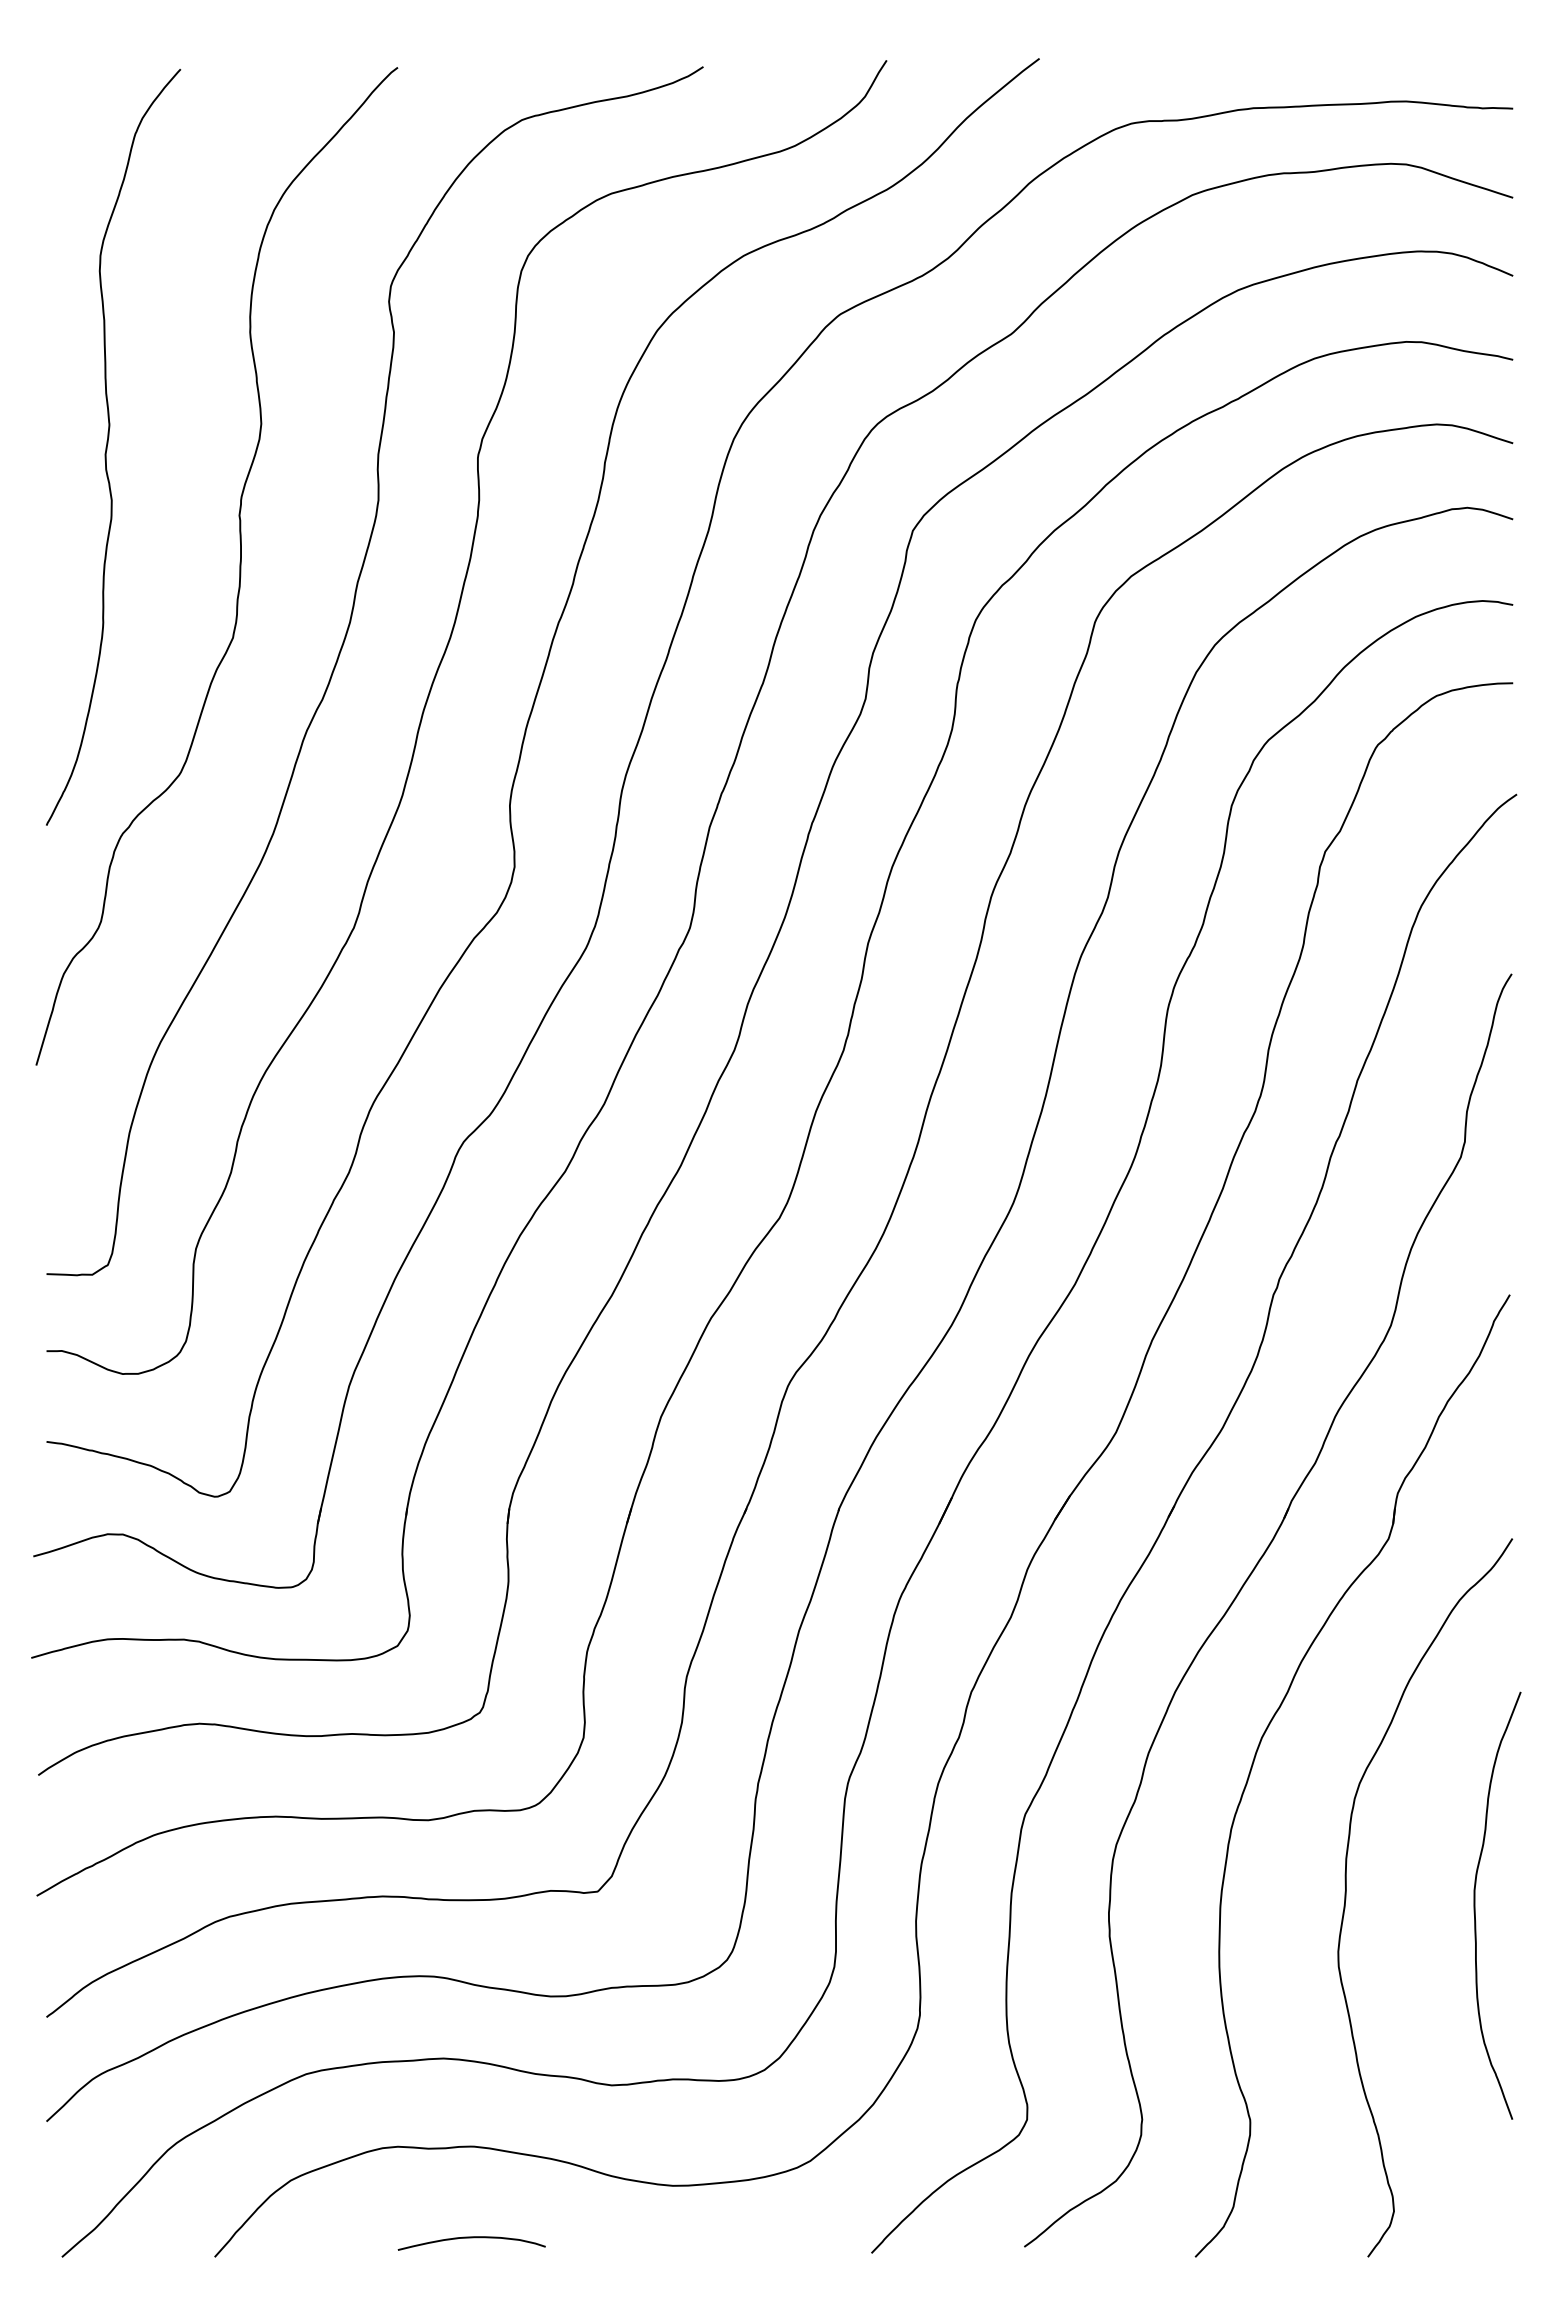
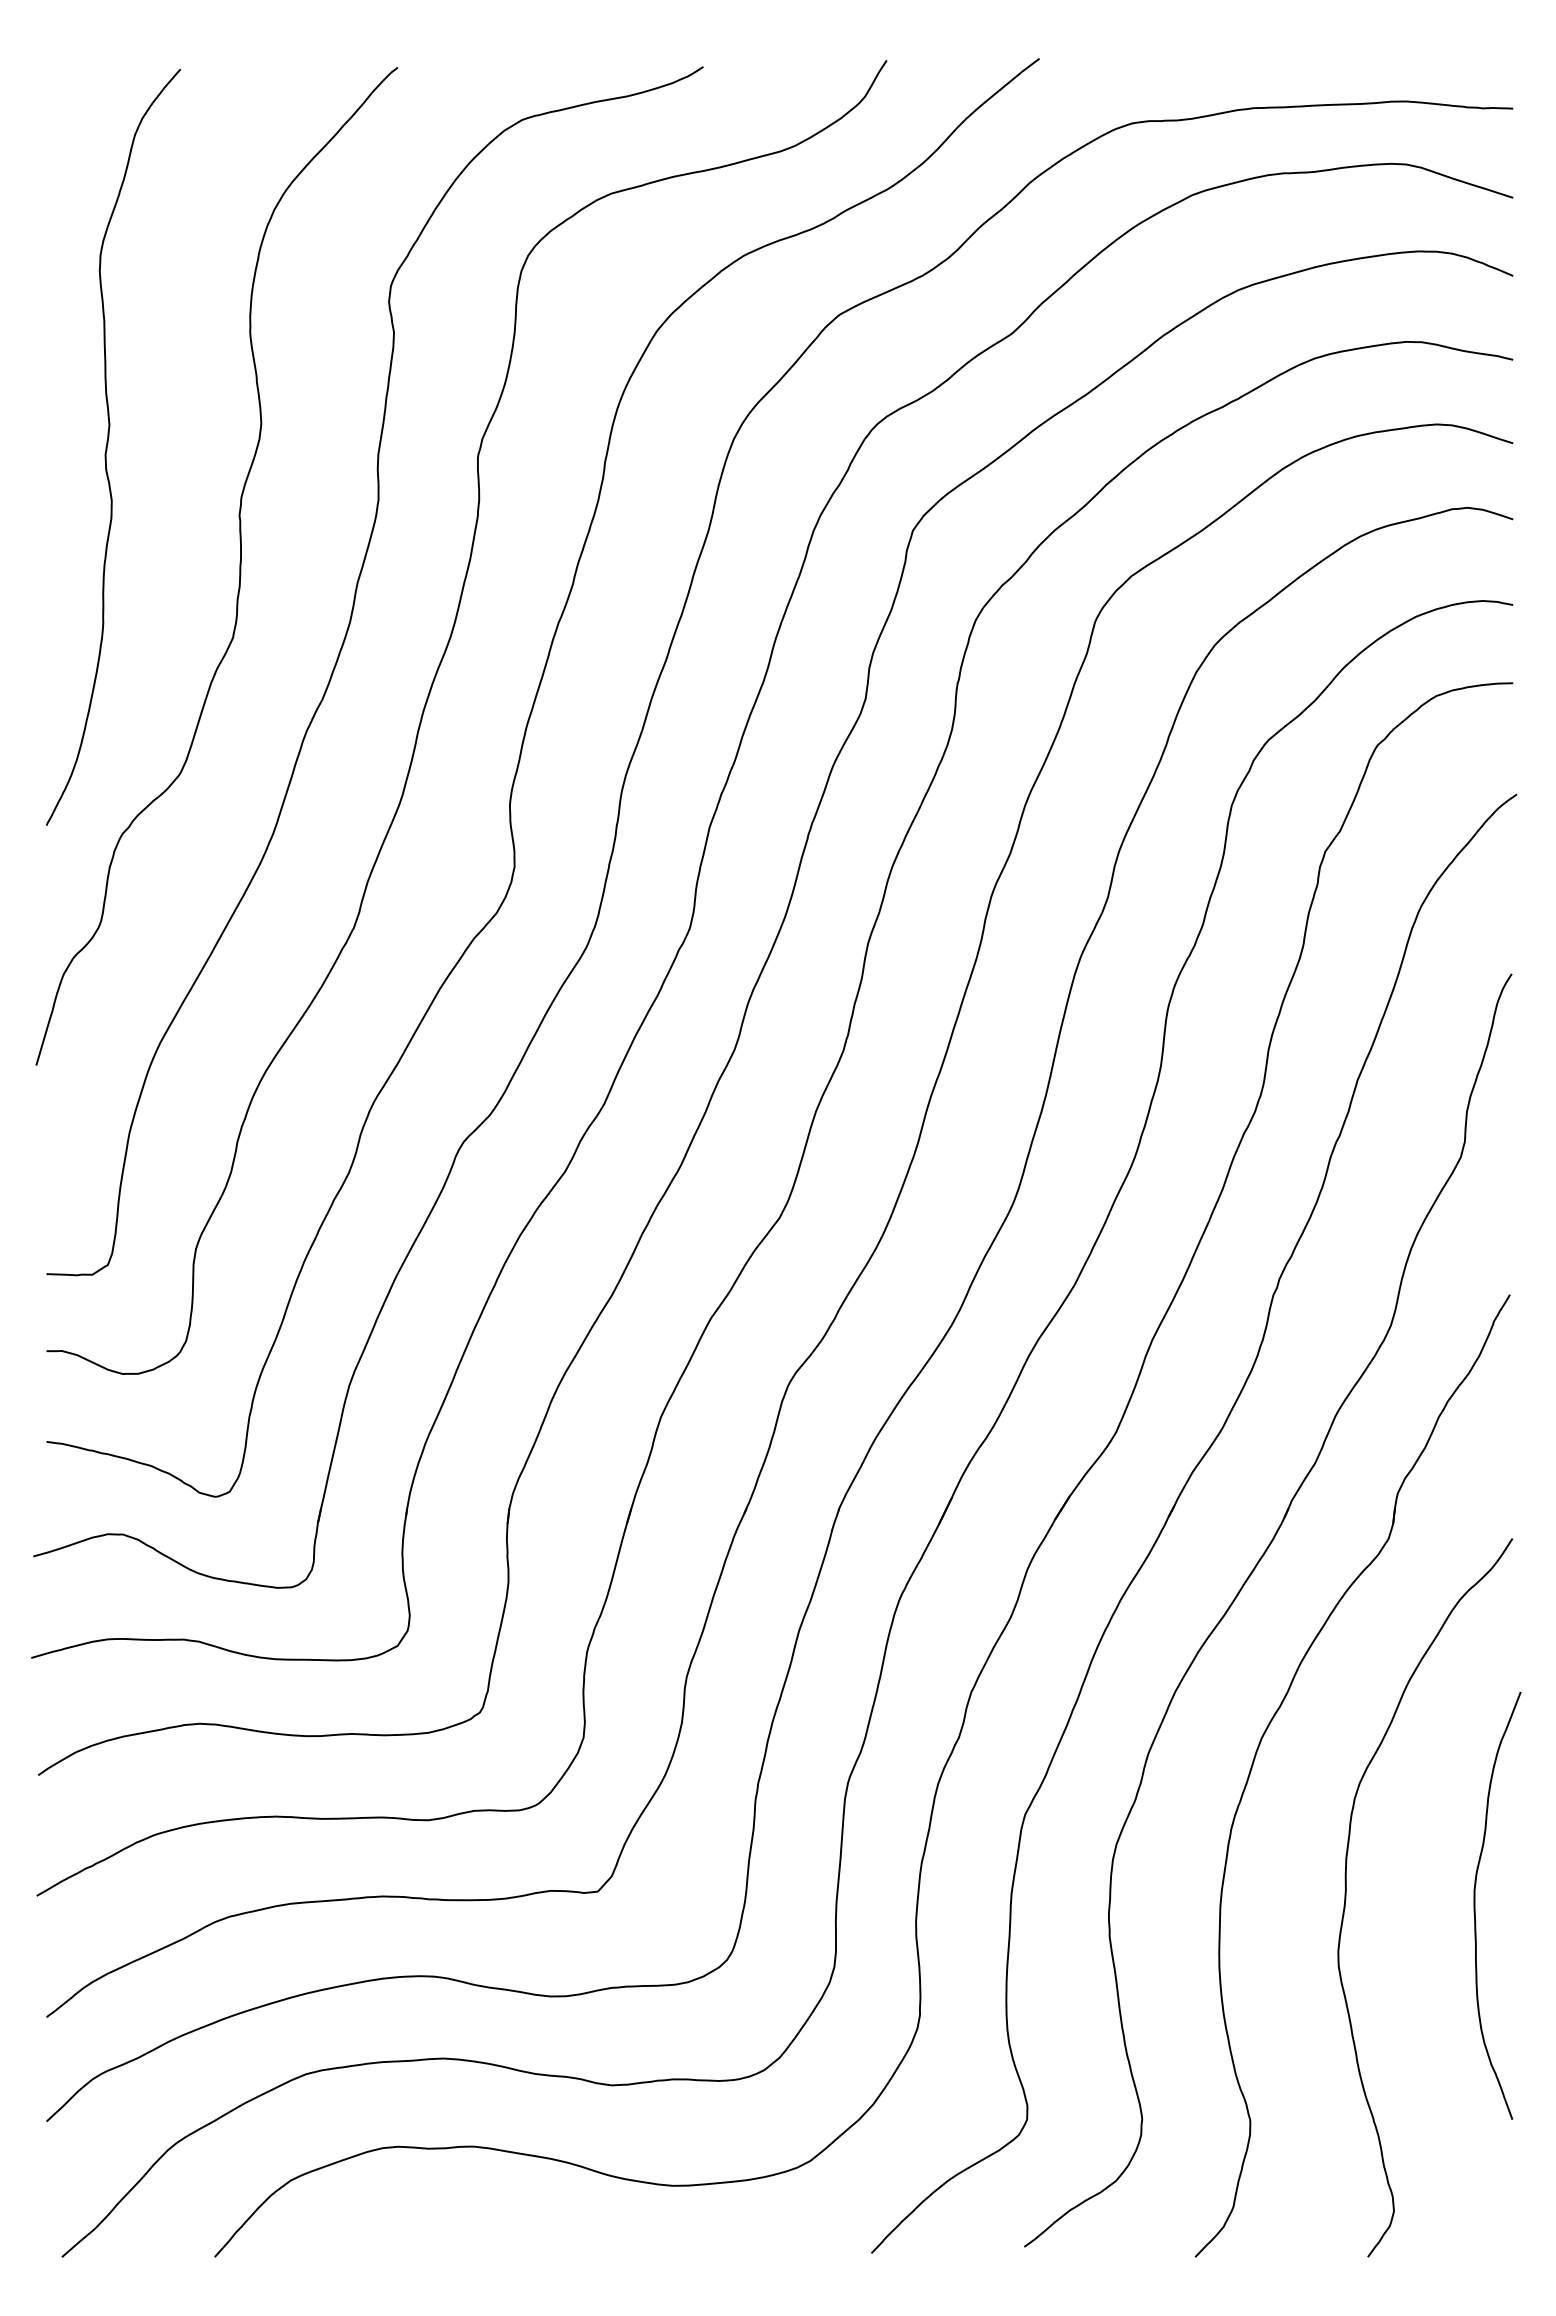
curve: present -> none (471, 2238)
